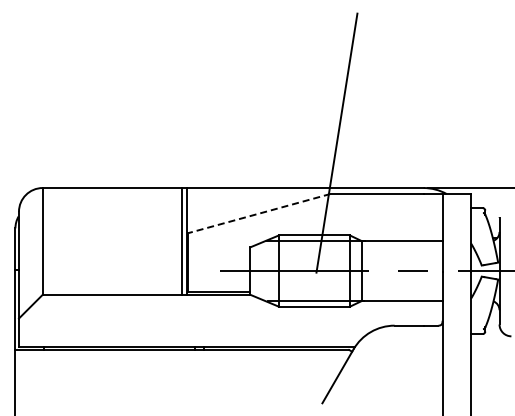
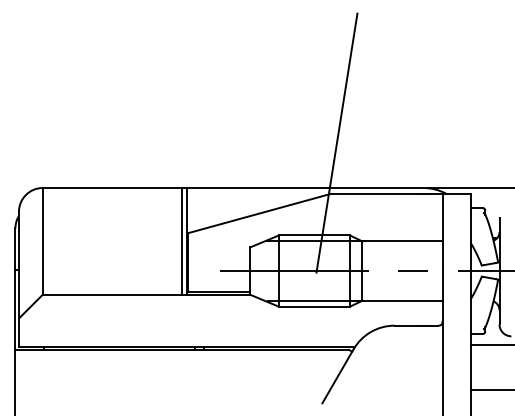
line: dashed -> solid (259, 213)
line: none -> present (491, 344)
line: none -> present (491, 389)
